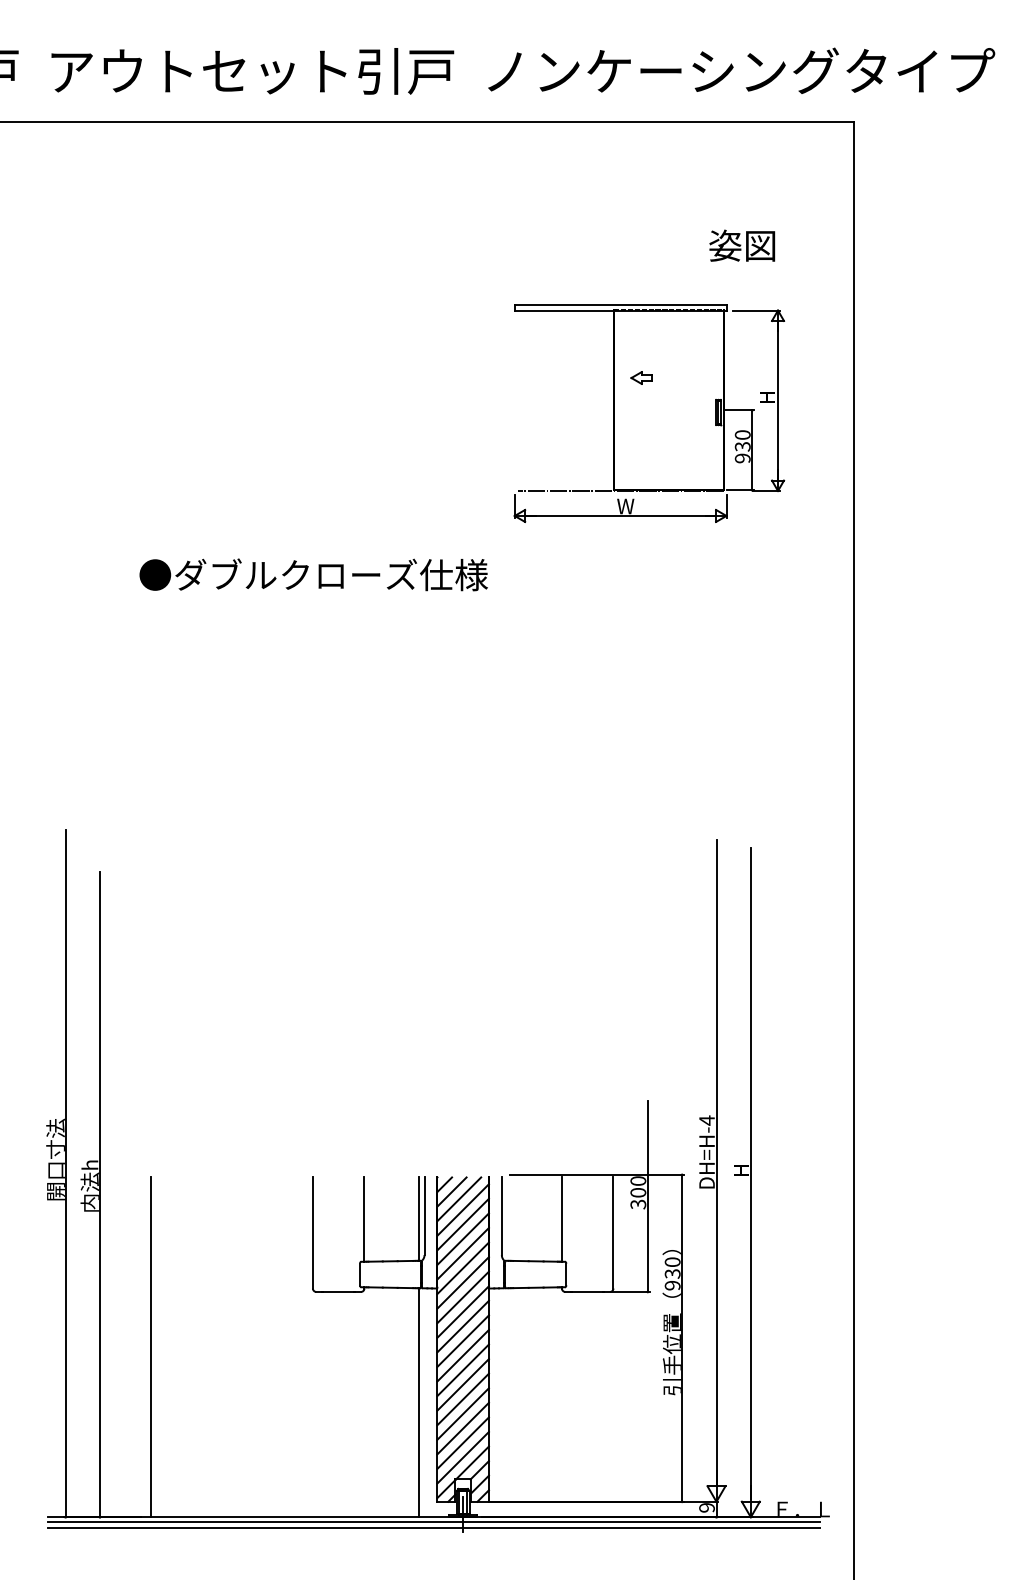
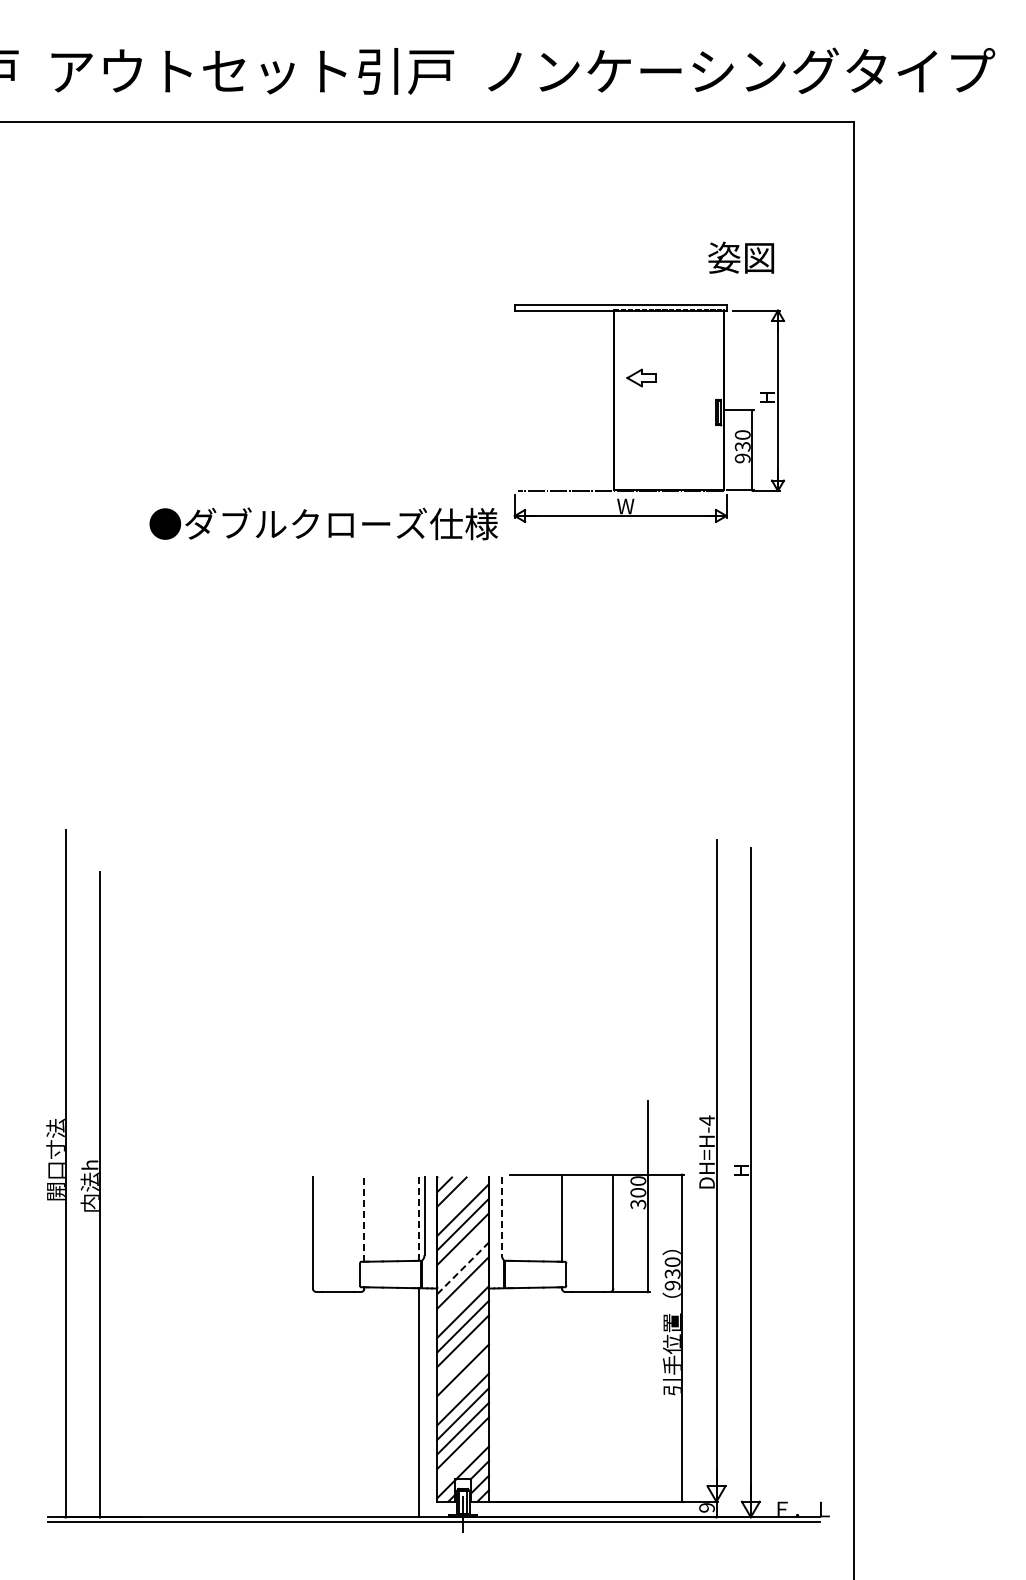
text position: (742, 245) -> (741, 257) (741, 257)
part size: 23x14 px -> 31x20 px (641, 377)
text position: (313, 574) -> (323, 523) (323, 523)
line: present -> none (459, 1199)
line: solid -> dashed (501, 1216)
line: solid -> dashed (364, 1219)
line: solid -> dashed (419, 1219)
line: present -> none (462, 1253)
line: solid -> dashed (463, 1267)
line: present -> none (462, 1297)
line: present -> none (151, 1347)
line: present -> none (462, 1355)
line: present -> none (462, 1384)
line: present -> none (462, 1457)
line: present -> none (433, 1527)
